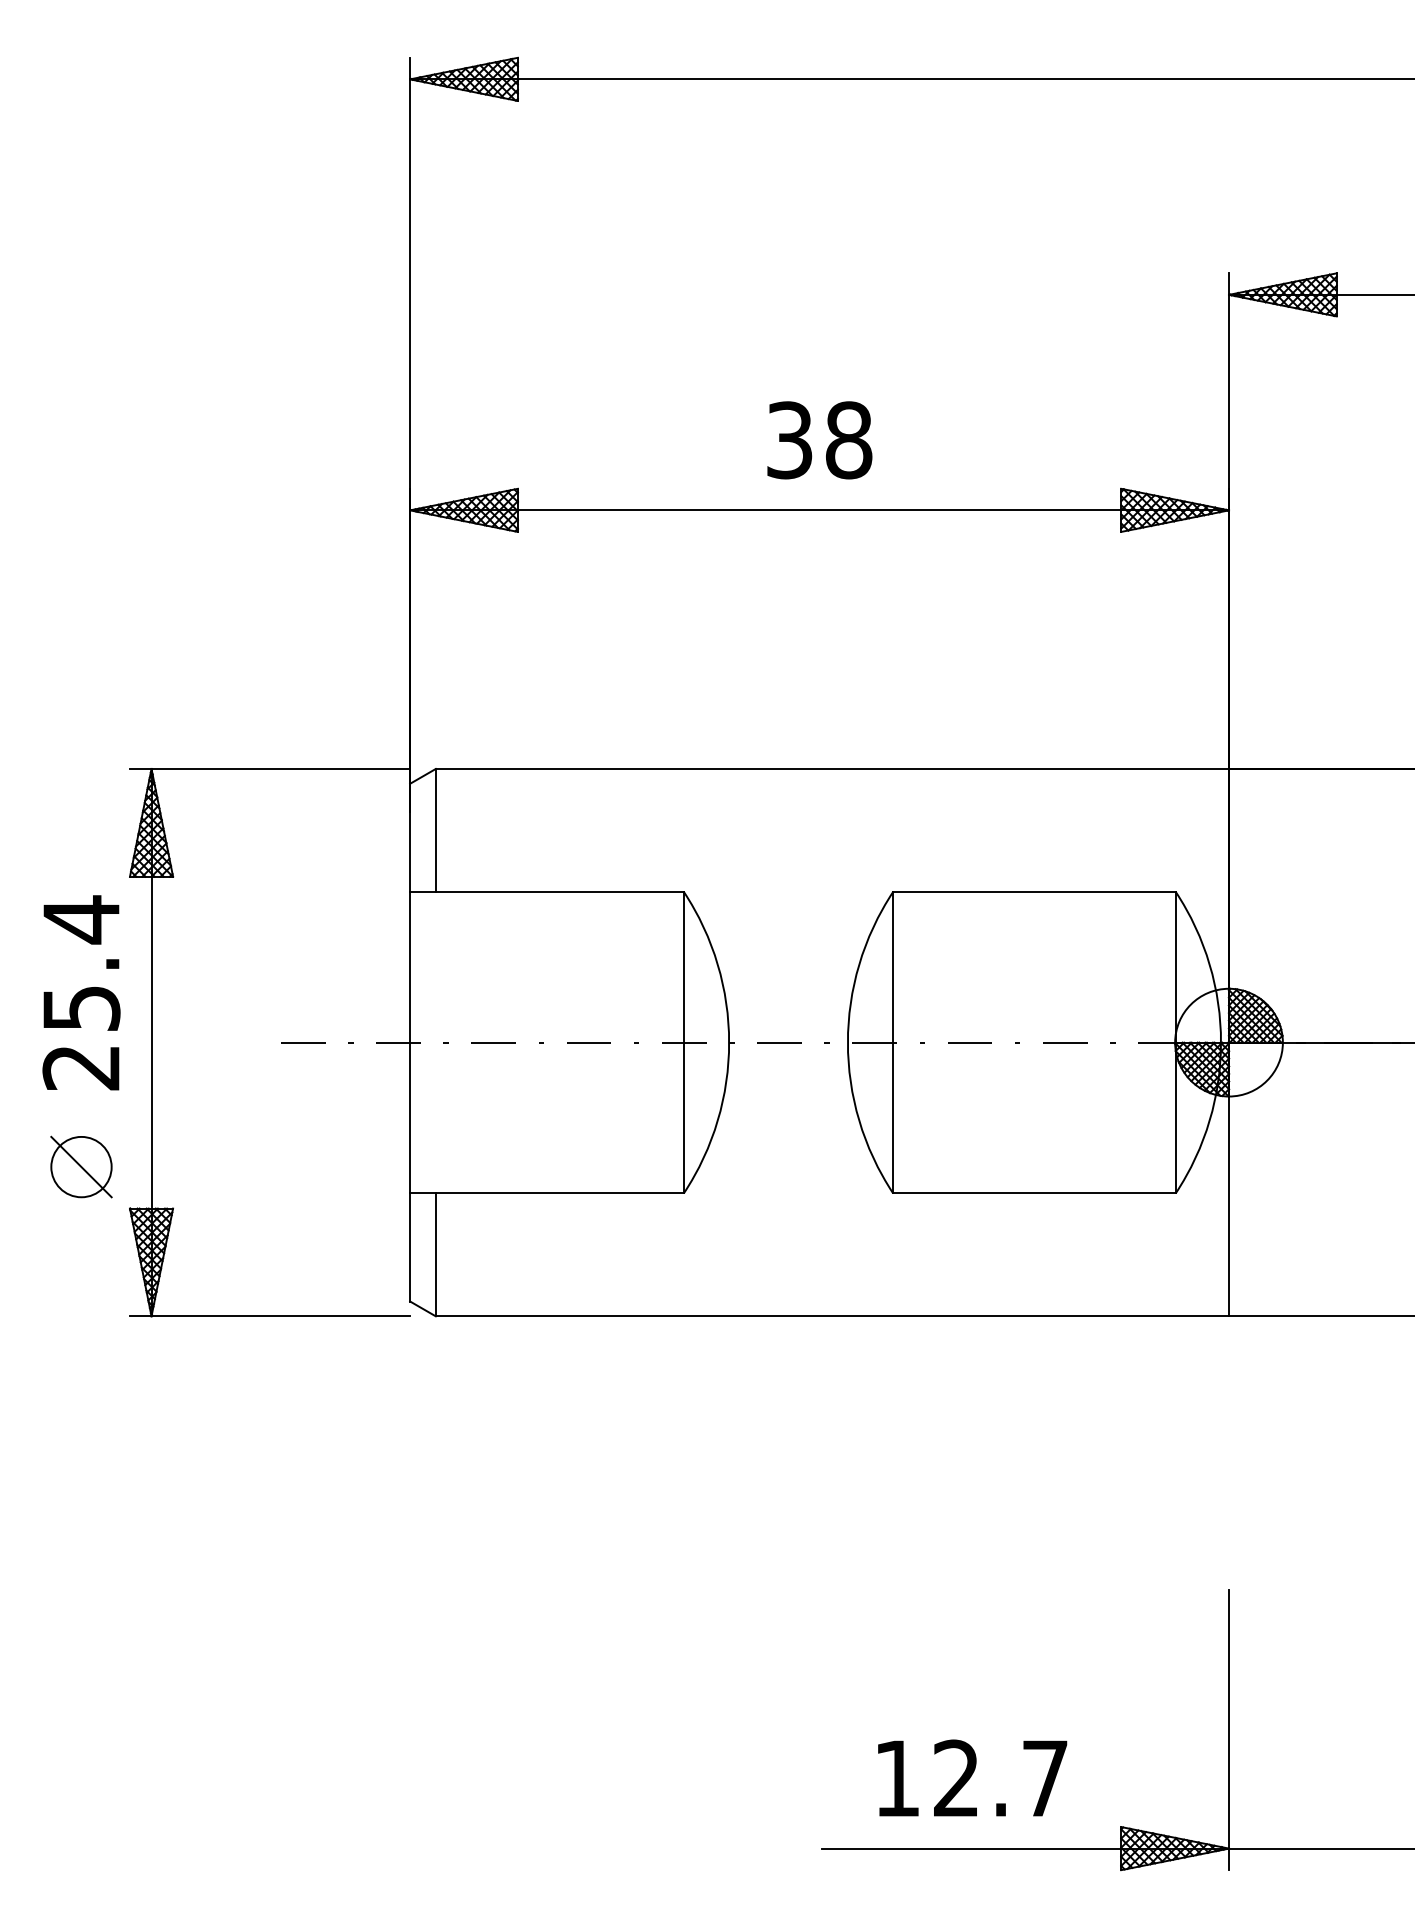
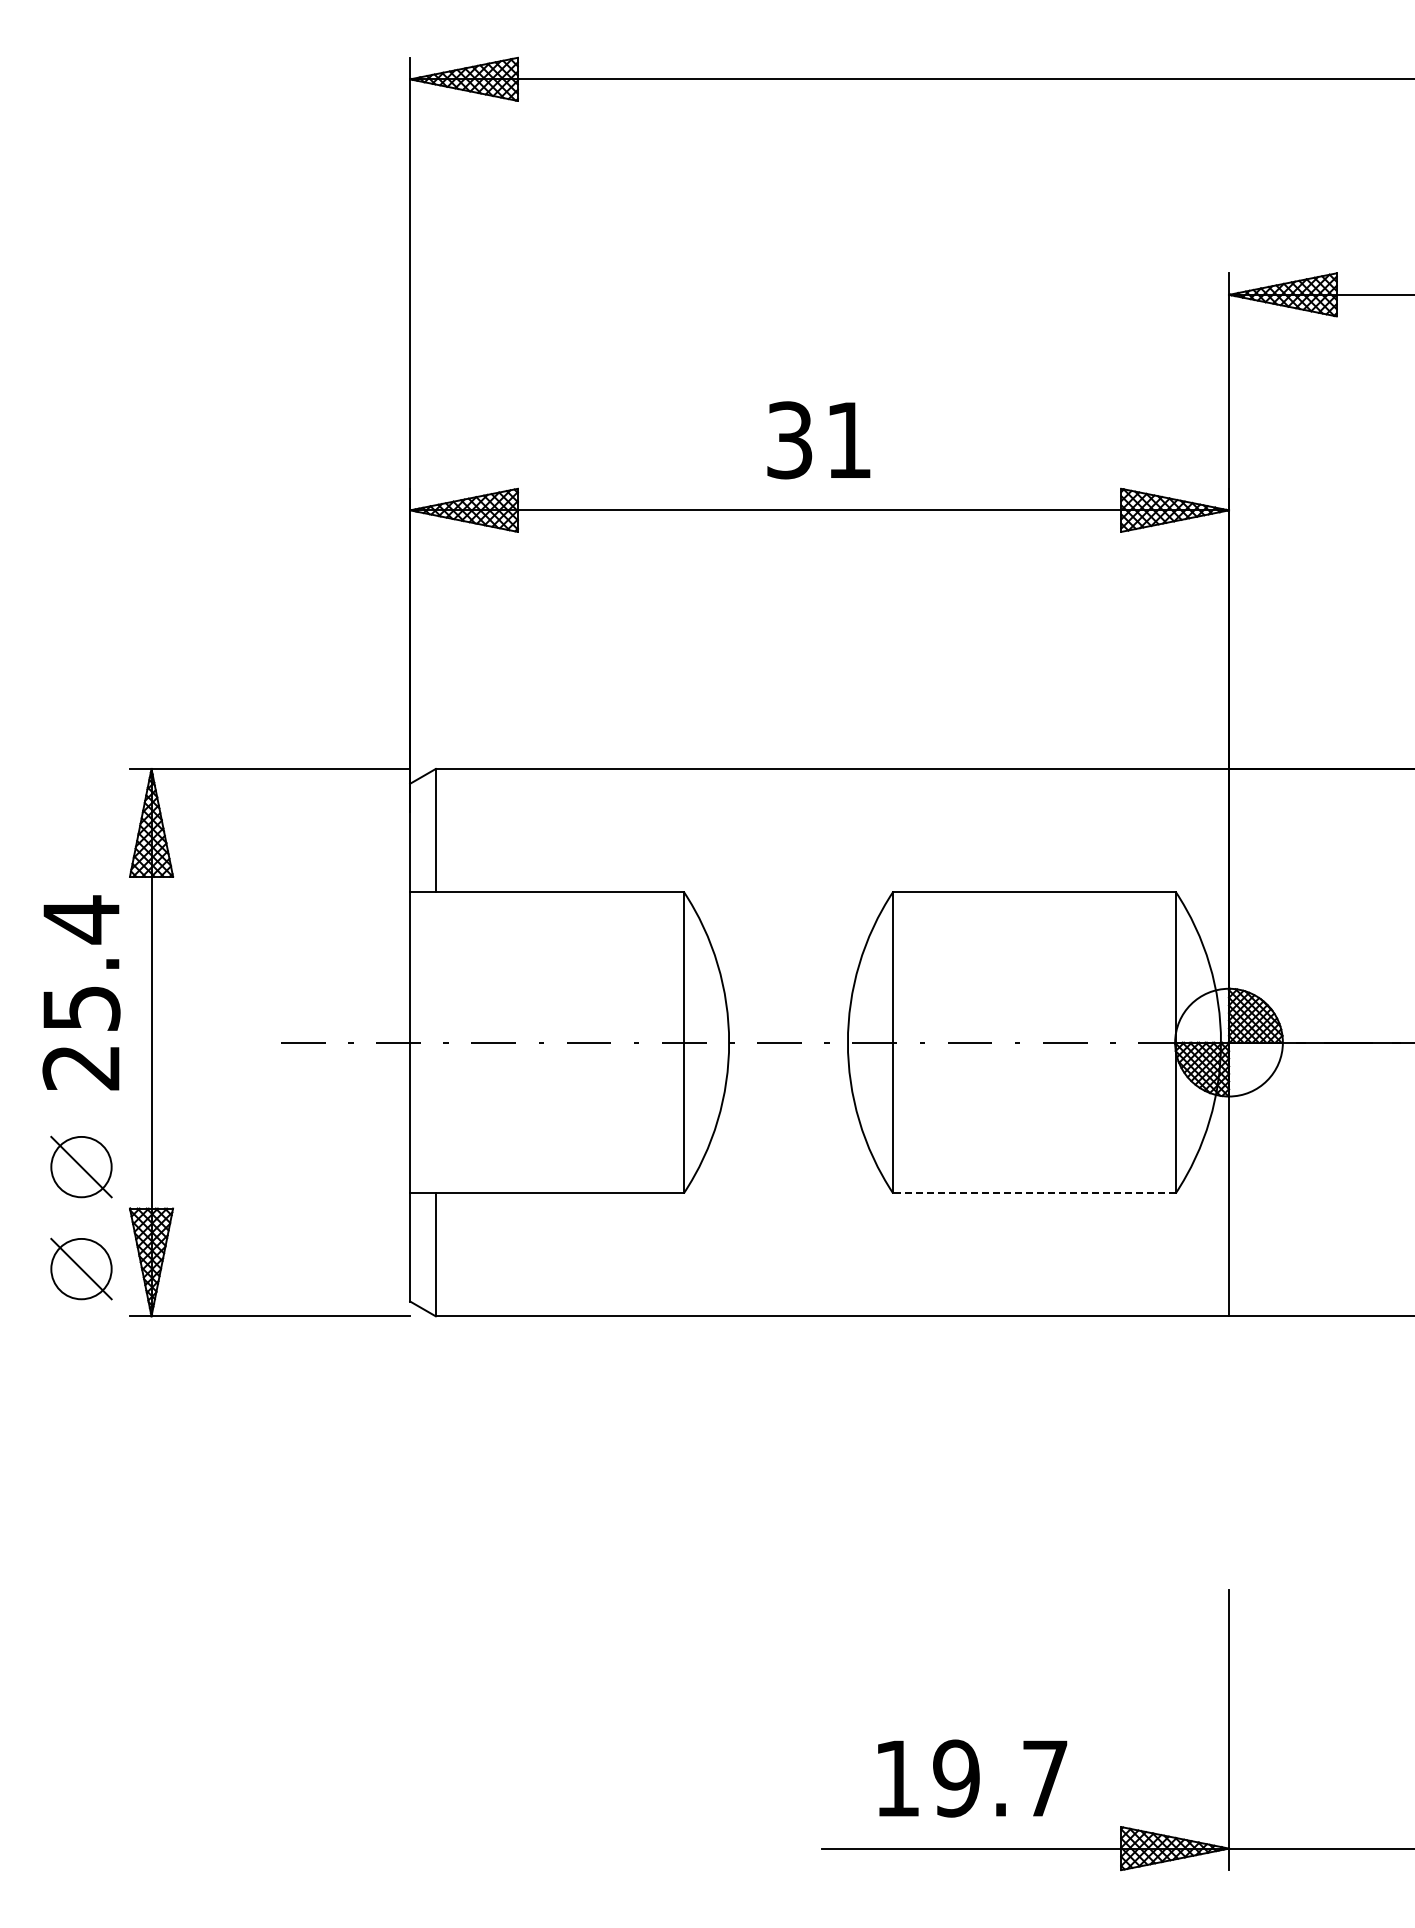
text: 38 -> 31 (849, 440)
line: solid -> dashed (1033, 1193)
part: none -> present (81, 1268)
text: 12.7 -> 19.7 (956, 1778)
